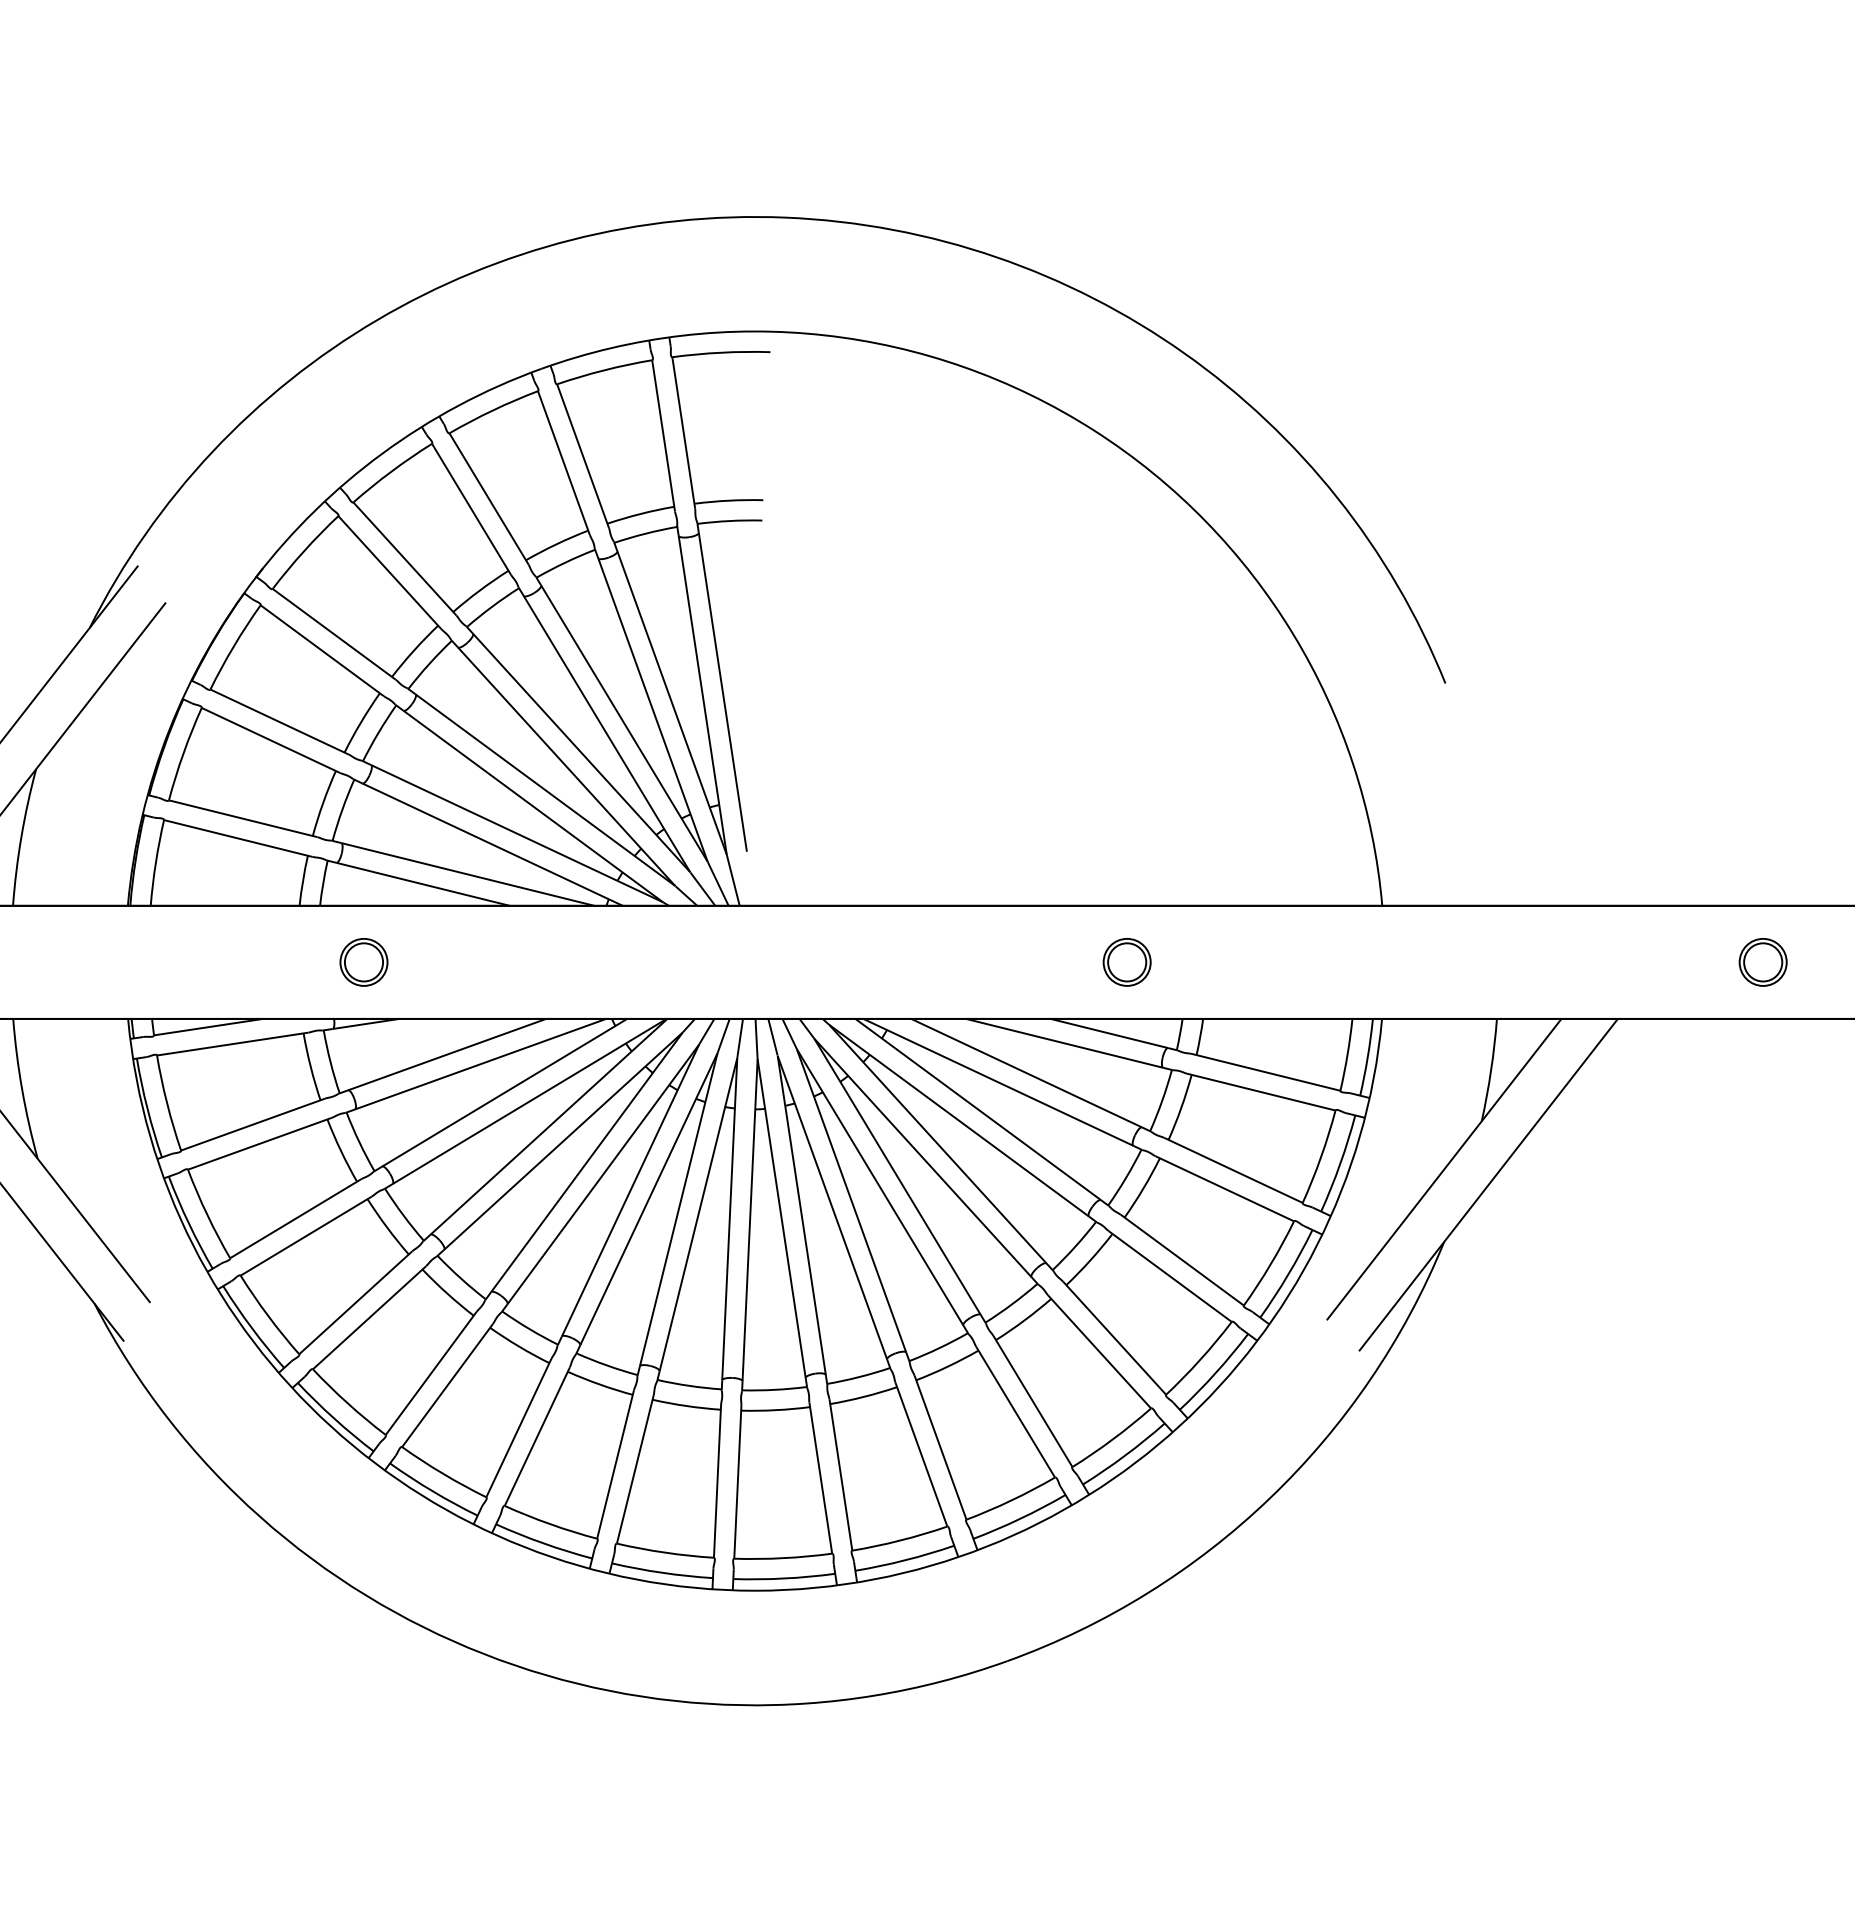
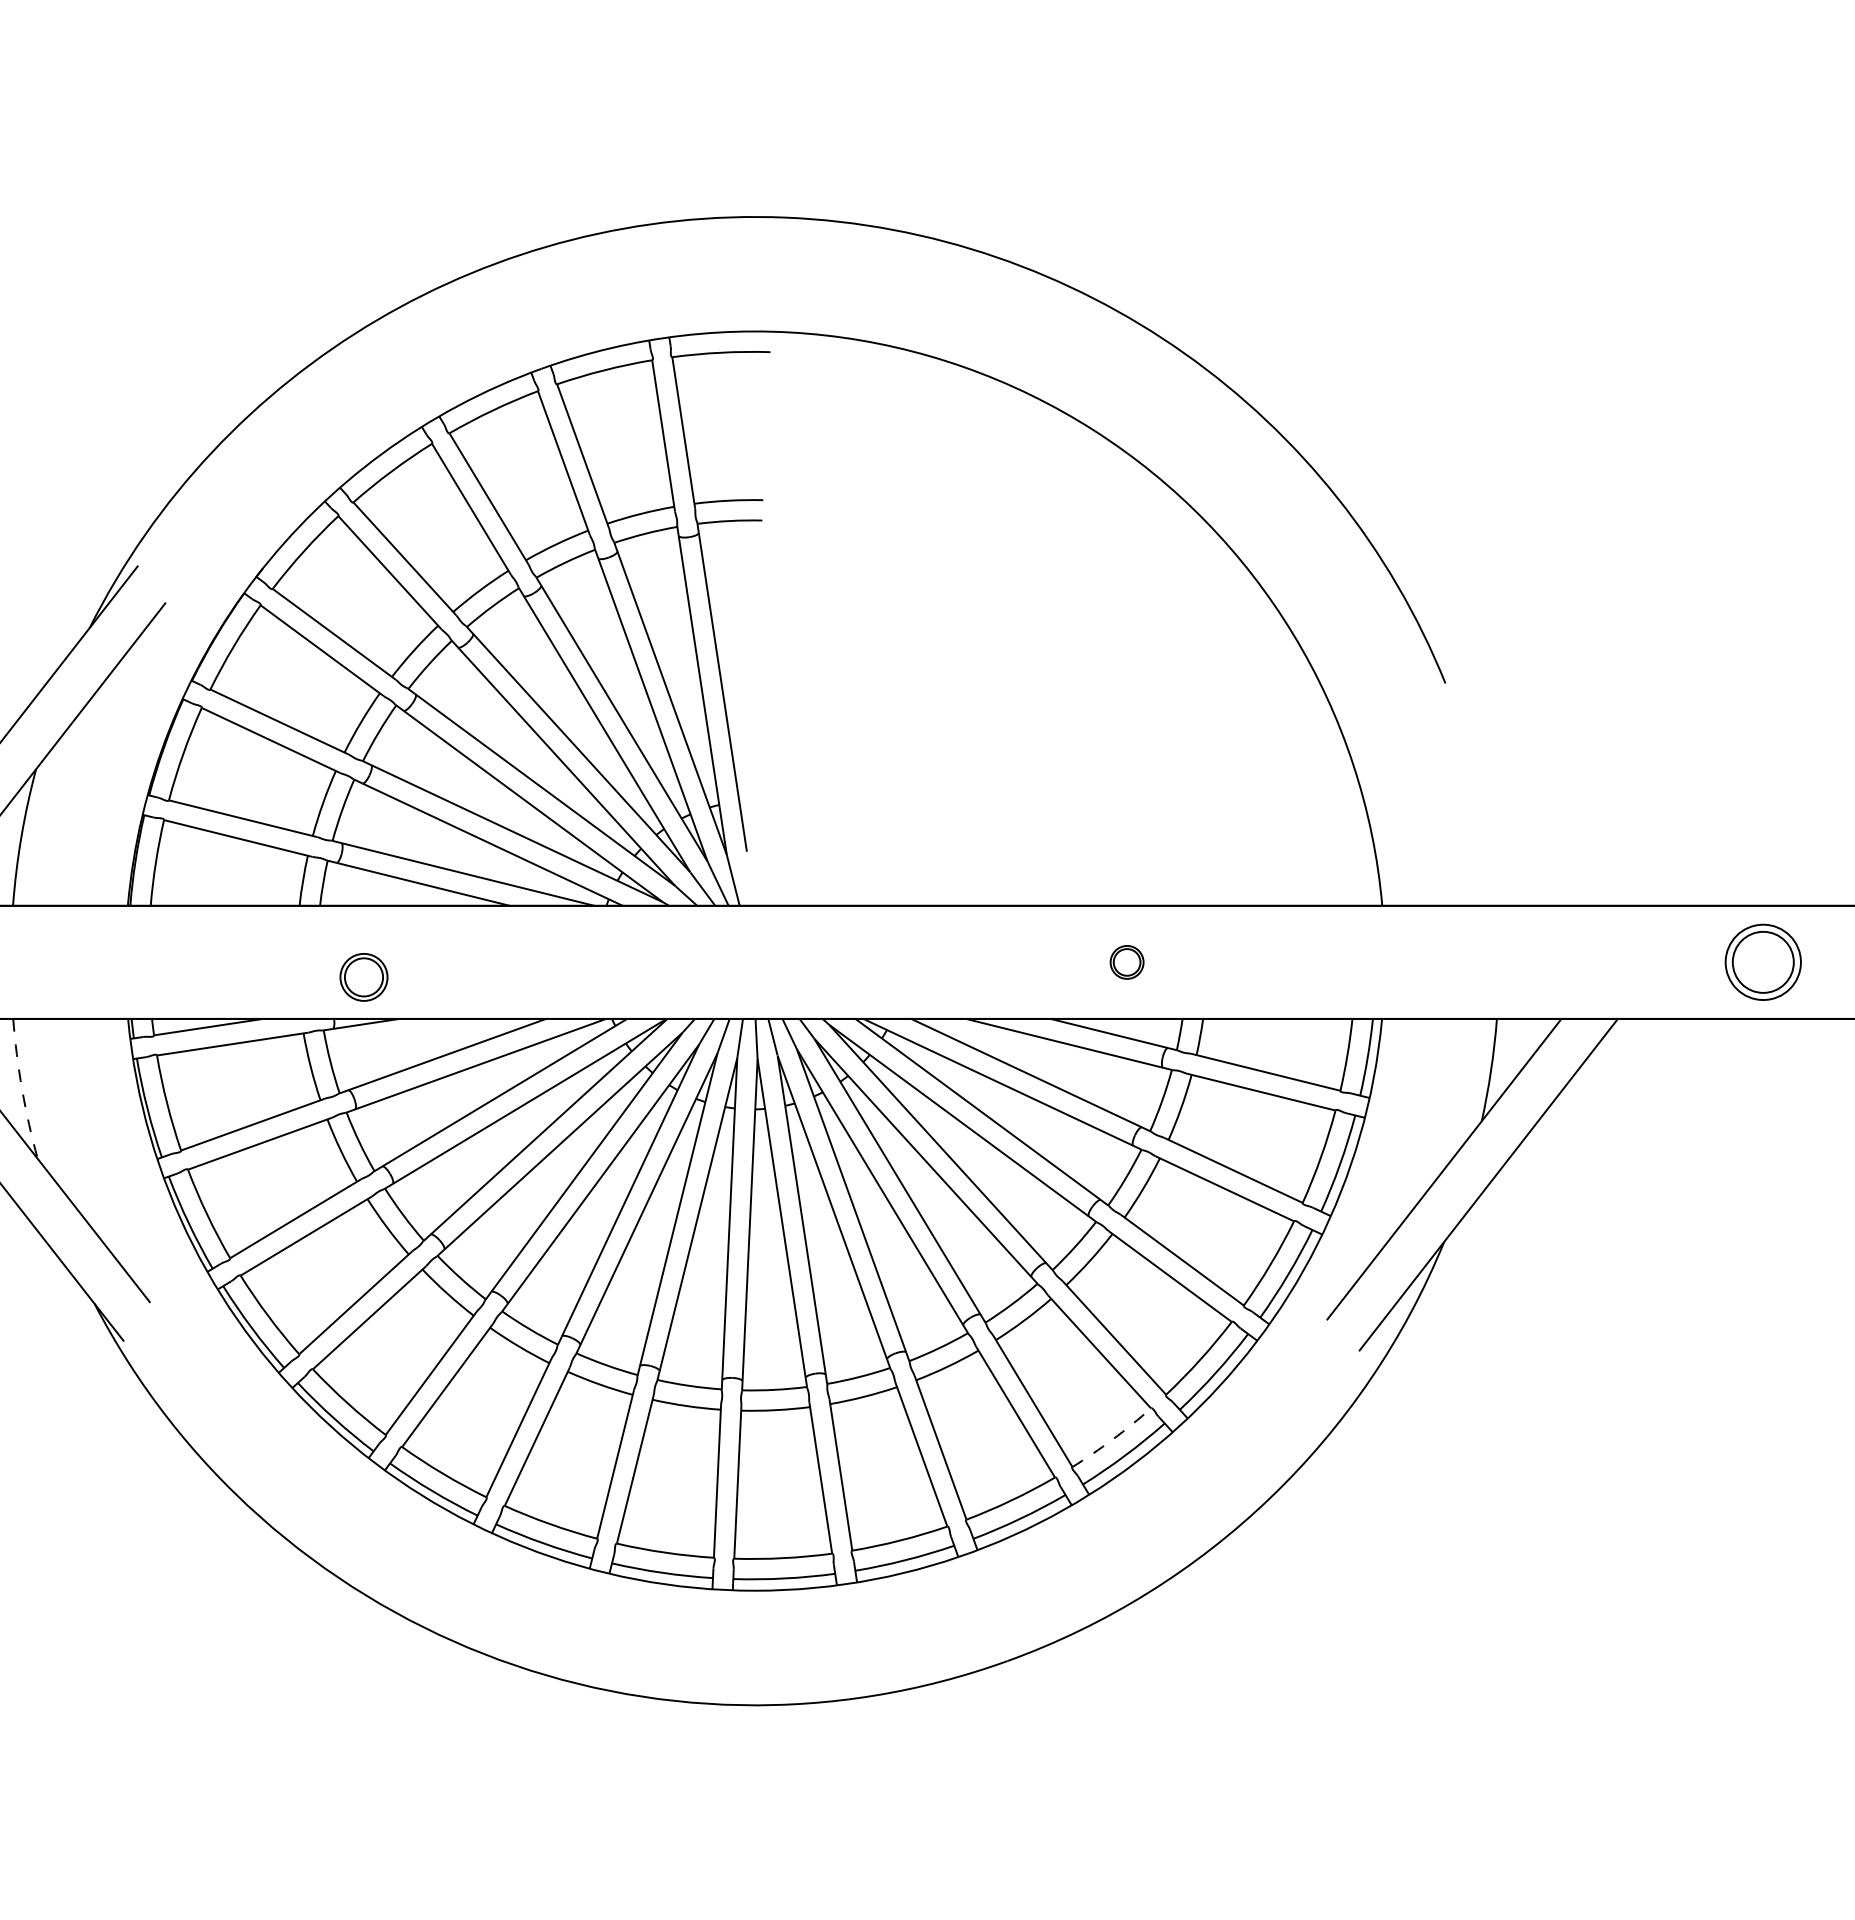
part position: (363, 962) -> (363, 977) (363, 977)
part size: 50x49 px -> 36x35 px (1126, 962)
part size: 50x49 px -> 78x78 px (1762, 961)
arc: solid -> dashed (22, 1089)
arc: solid -> dashed (1112, 1439)
